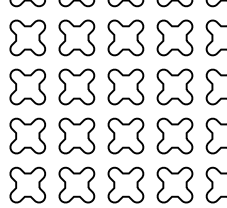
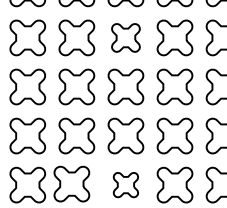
part size: 38x38 px -> 30x30 px (125, 37)
part position: (76, 184) -> (71, 183) (71, 183)
part size: 38x38 px -> 27x27 px (125, 185)
